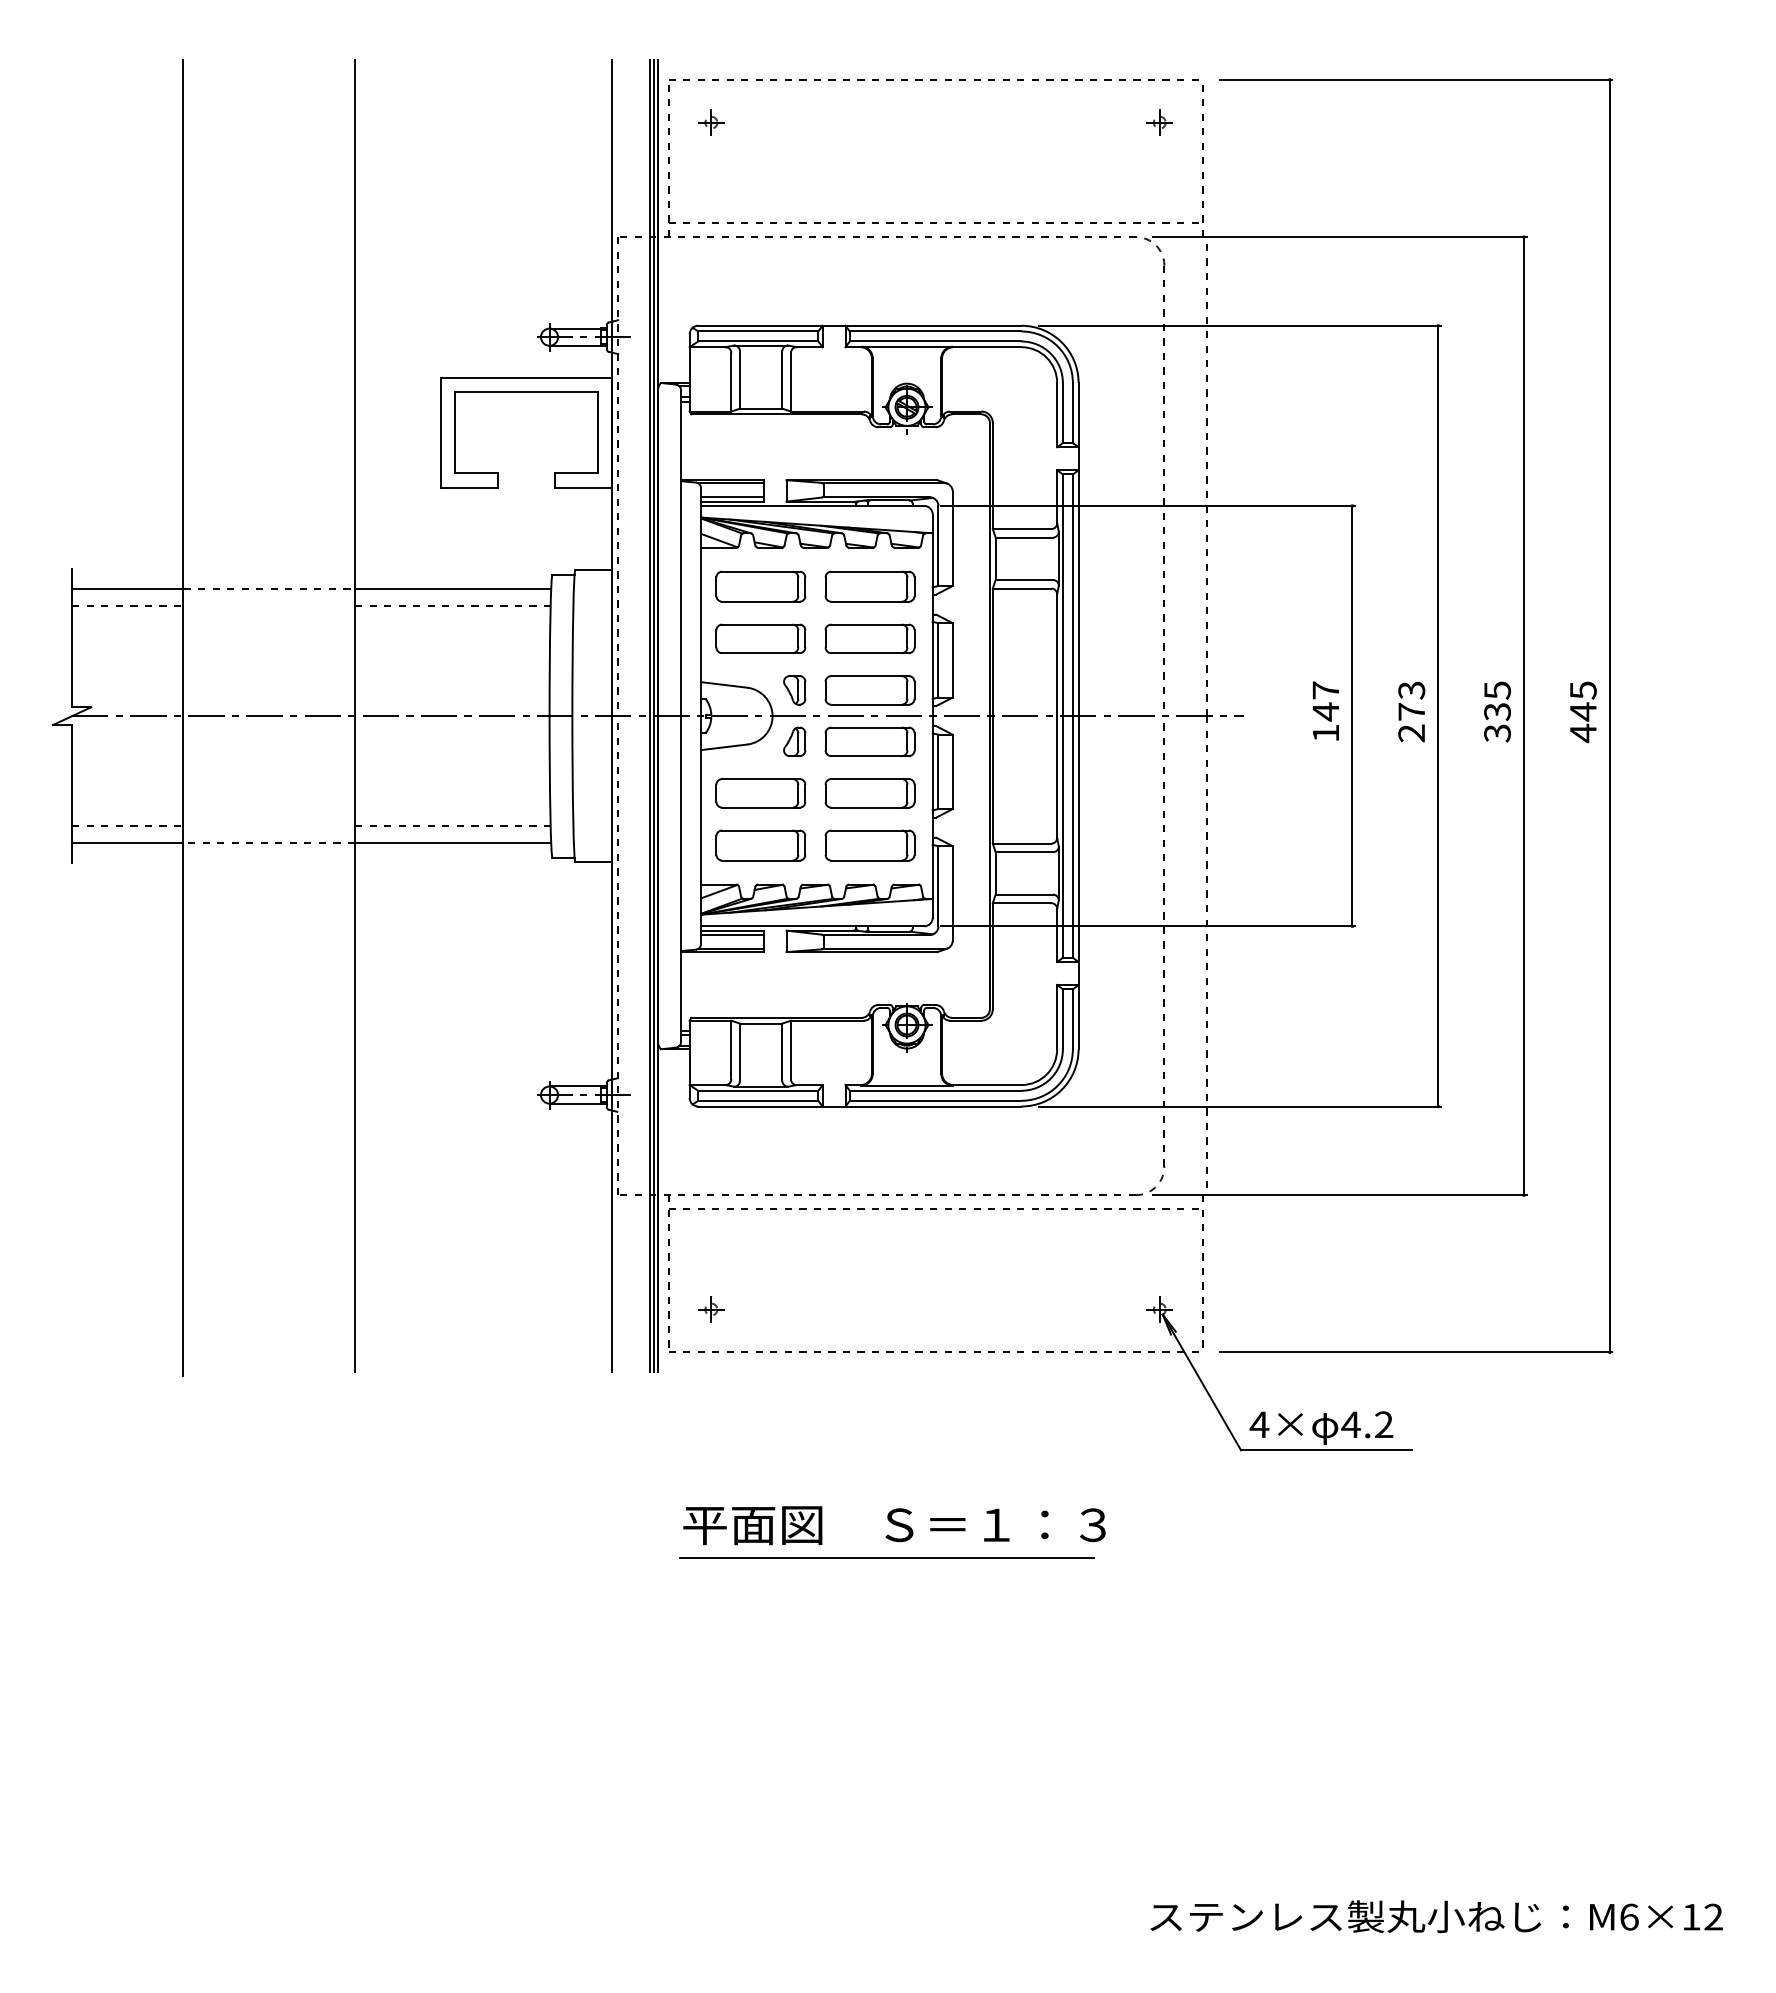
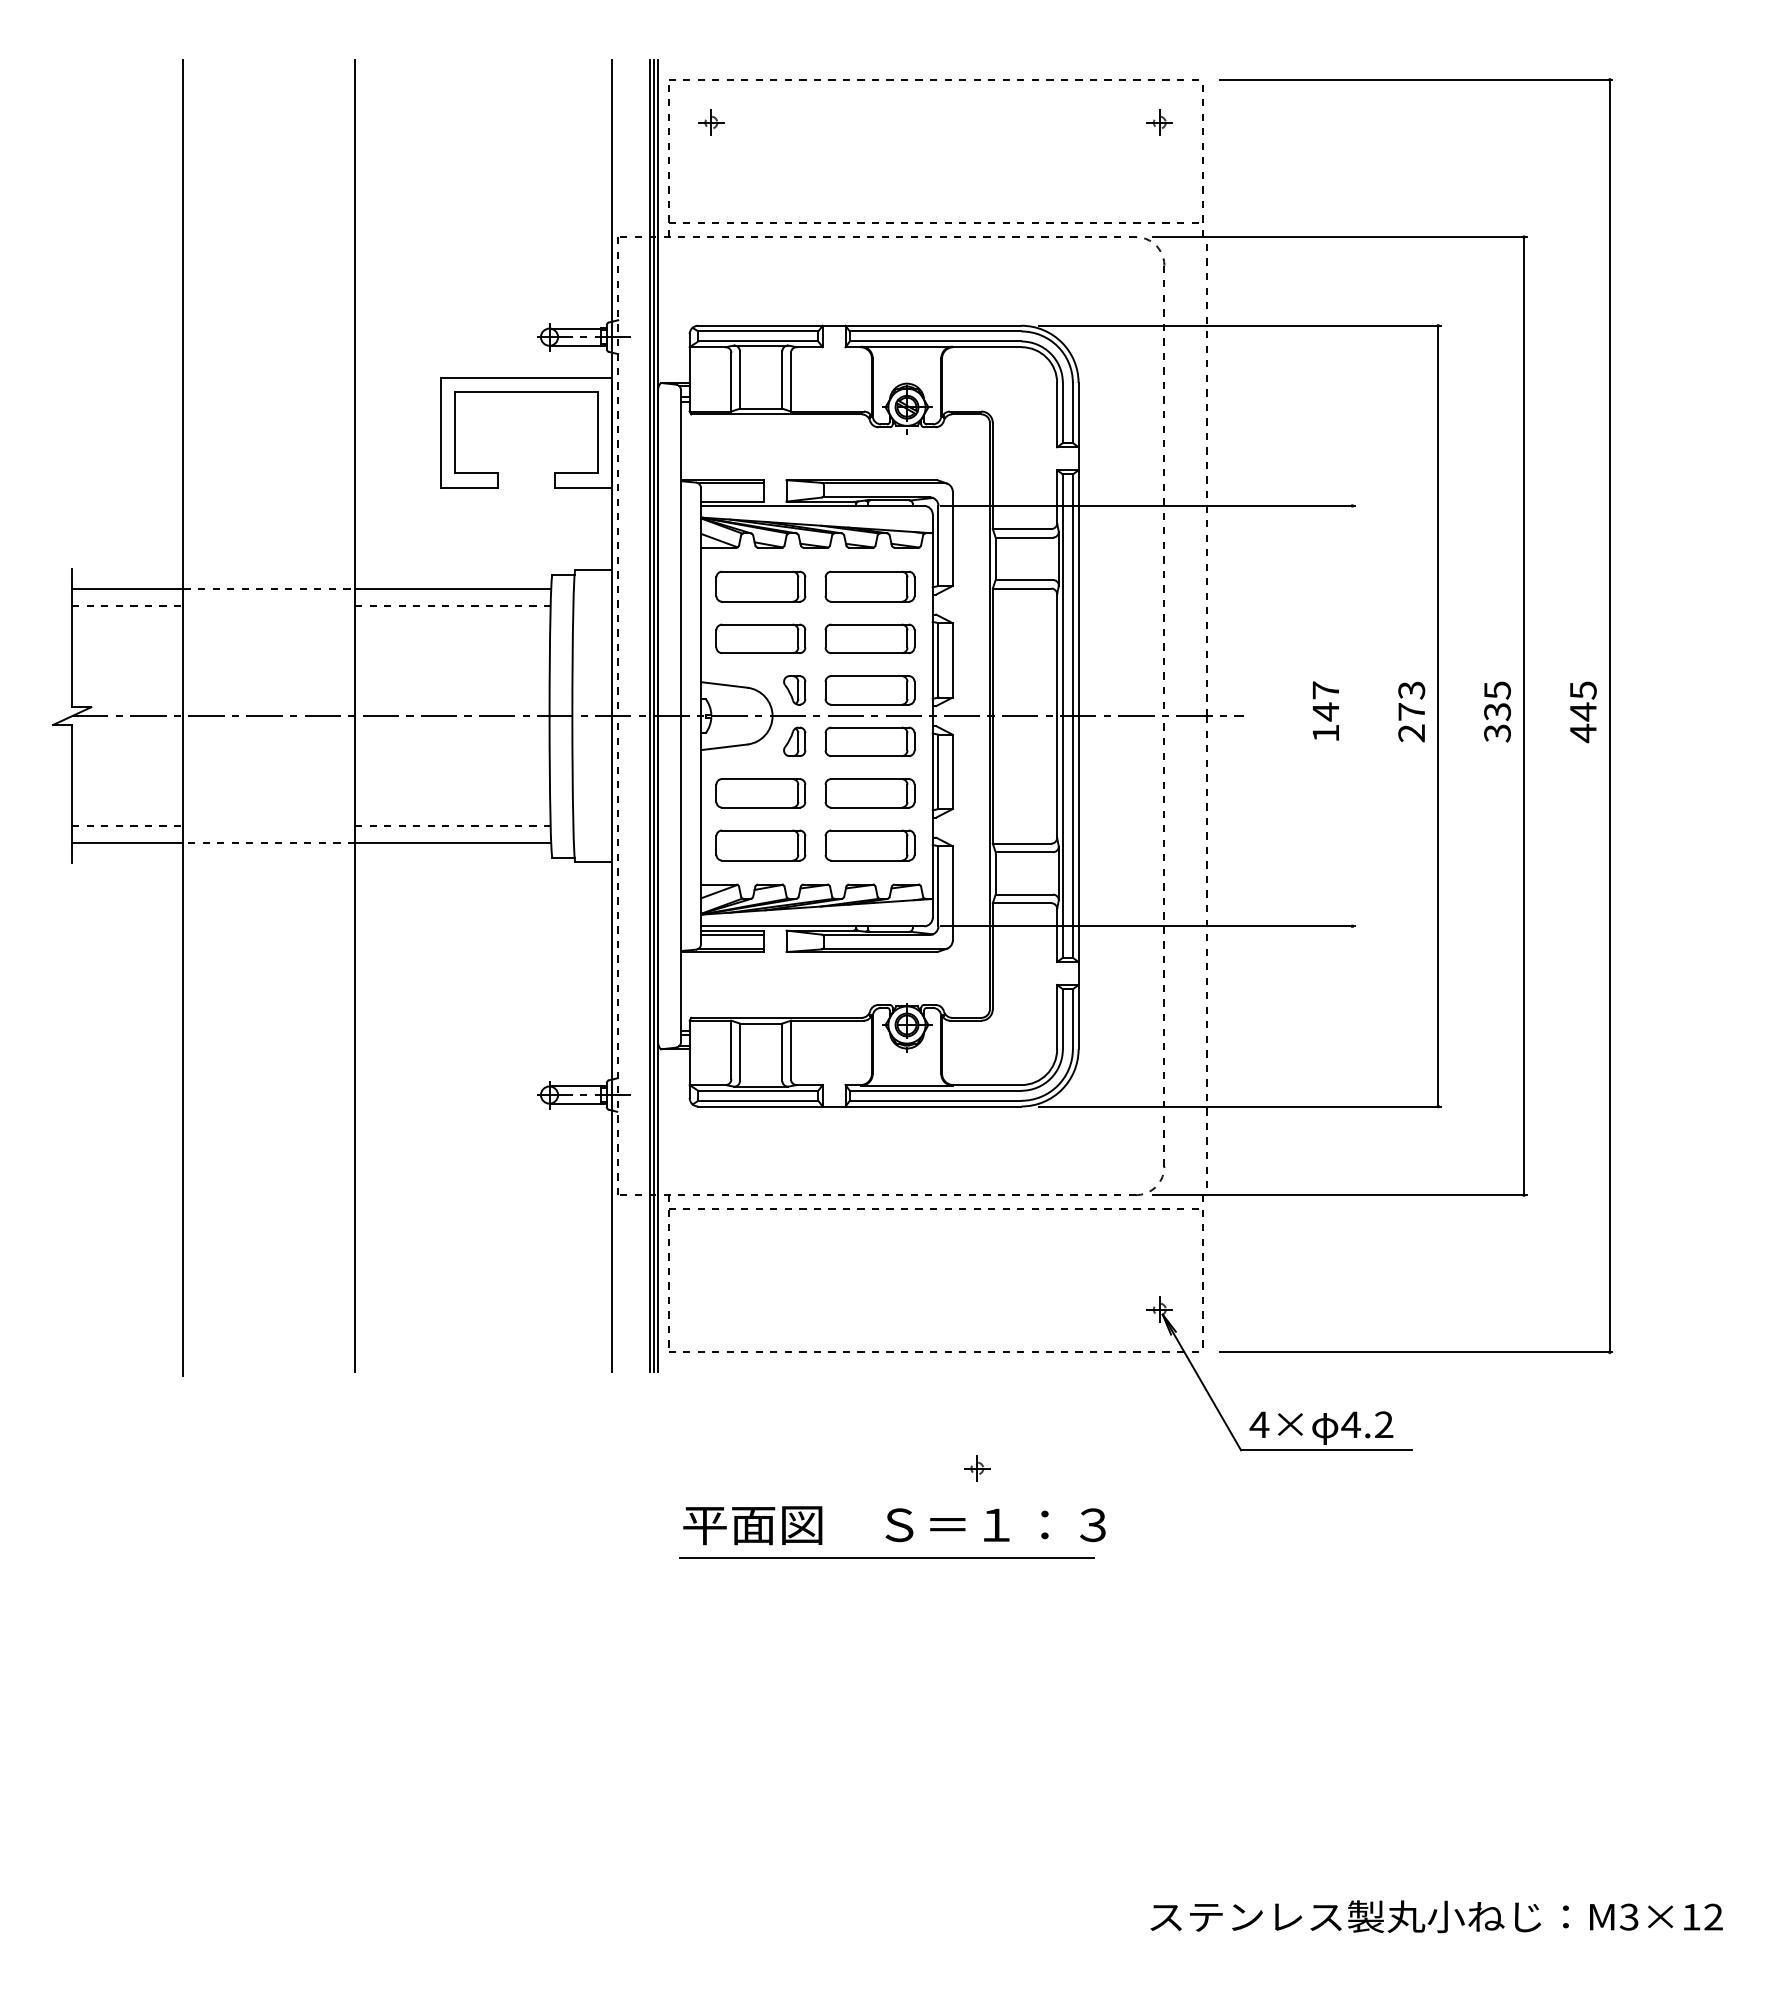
line: present -> none (732, 497)
line: present -> none (1352, 715)
part position: (711, 1309) -> (977, 1468) (977, 1468)
text: M6×12 -> M3×12 (1628, 1916)
